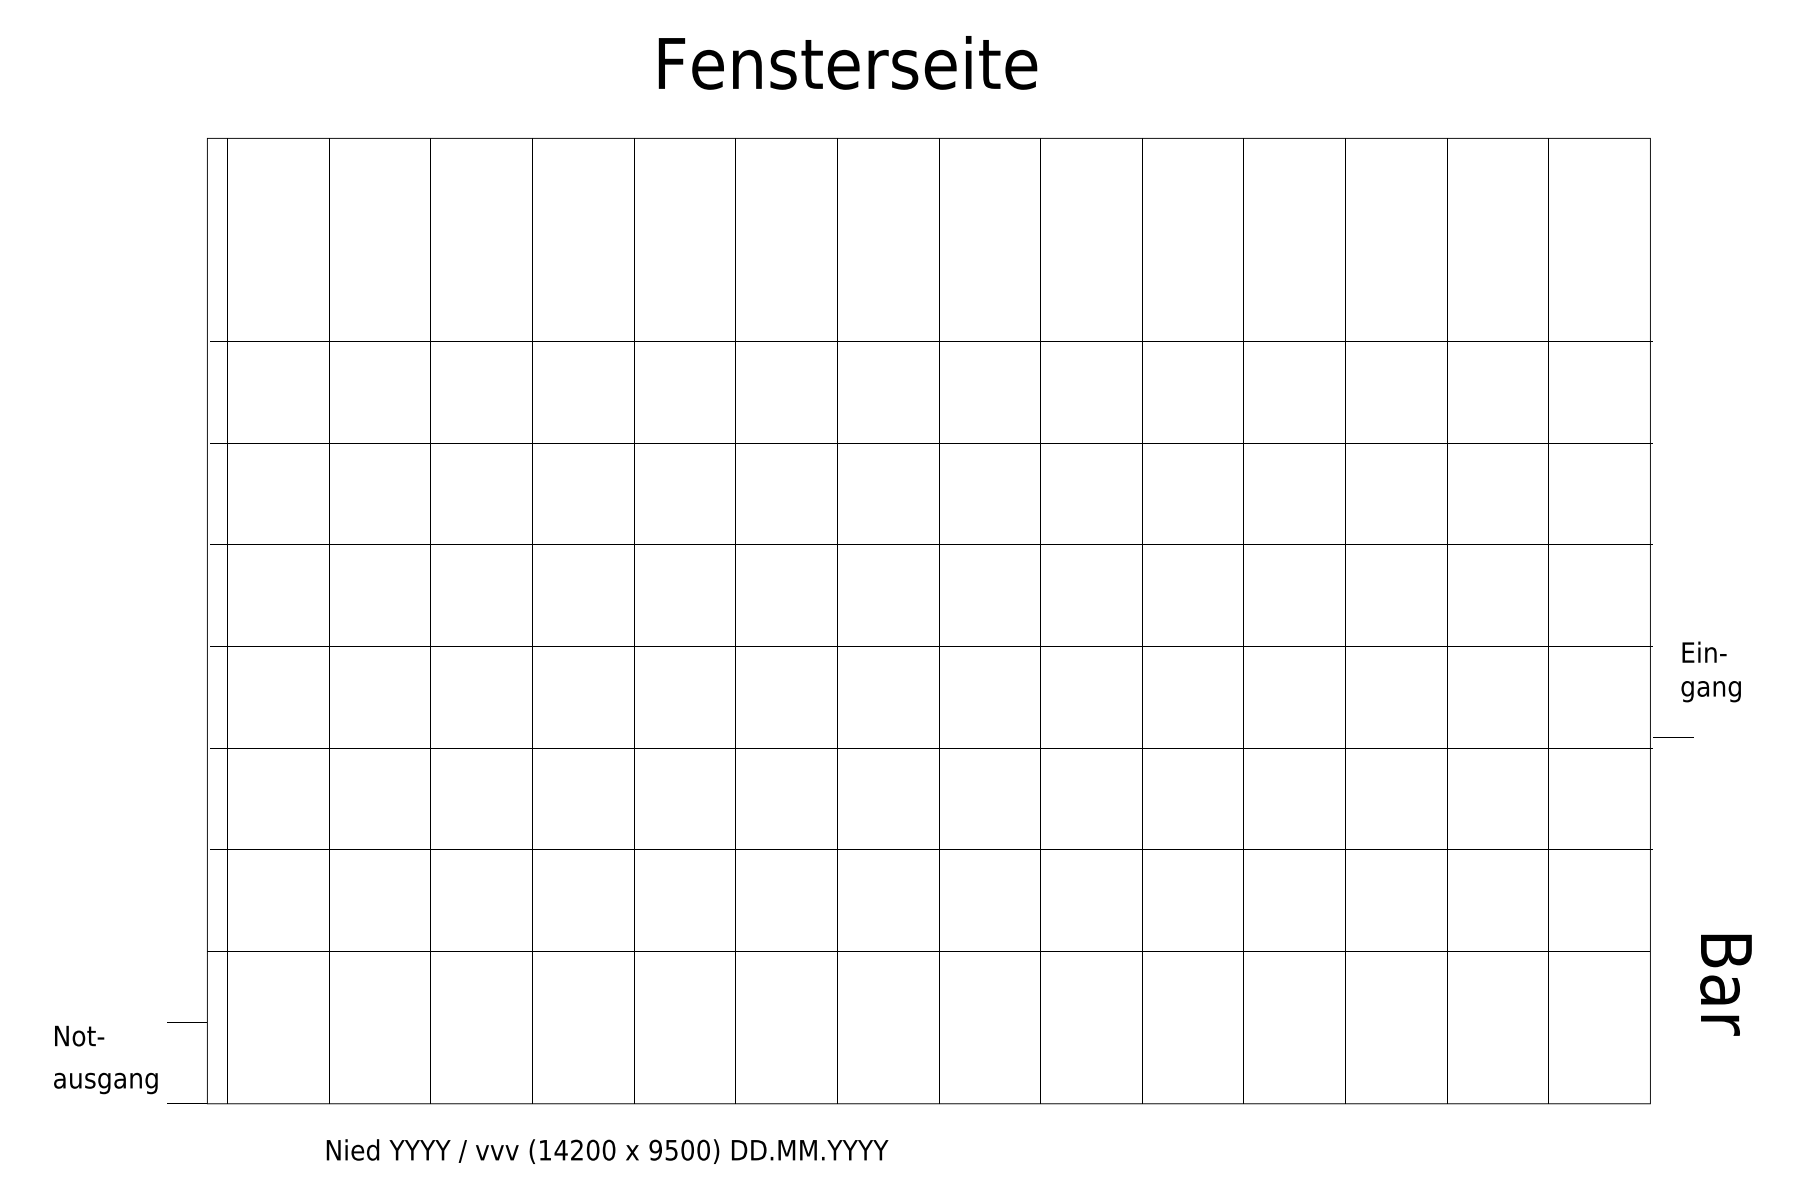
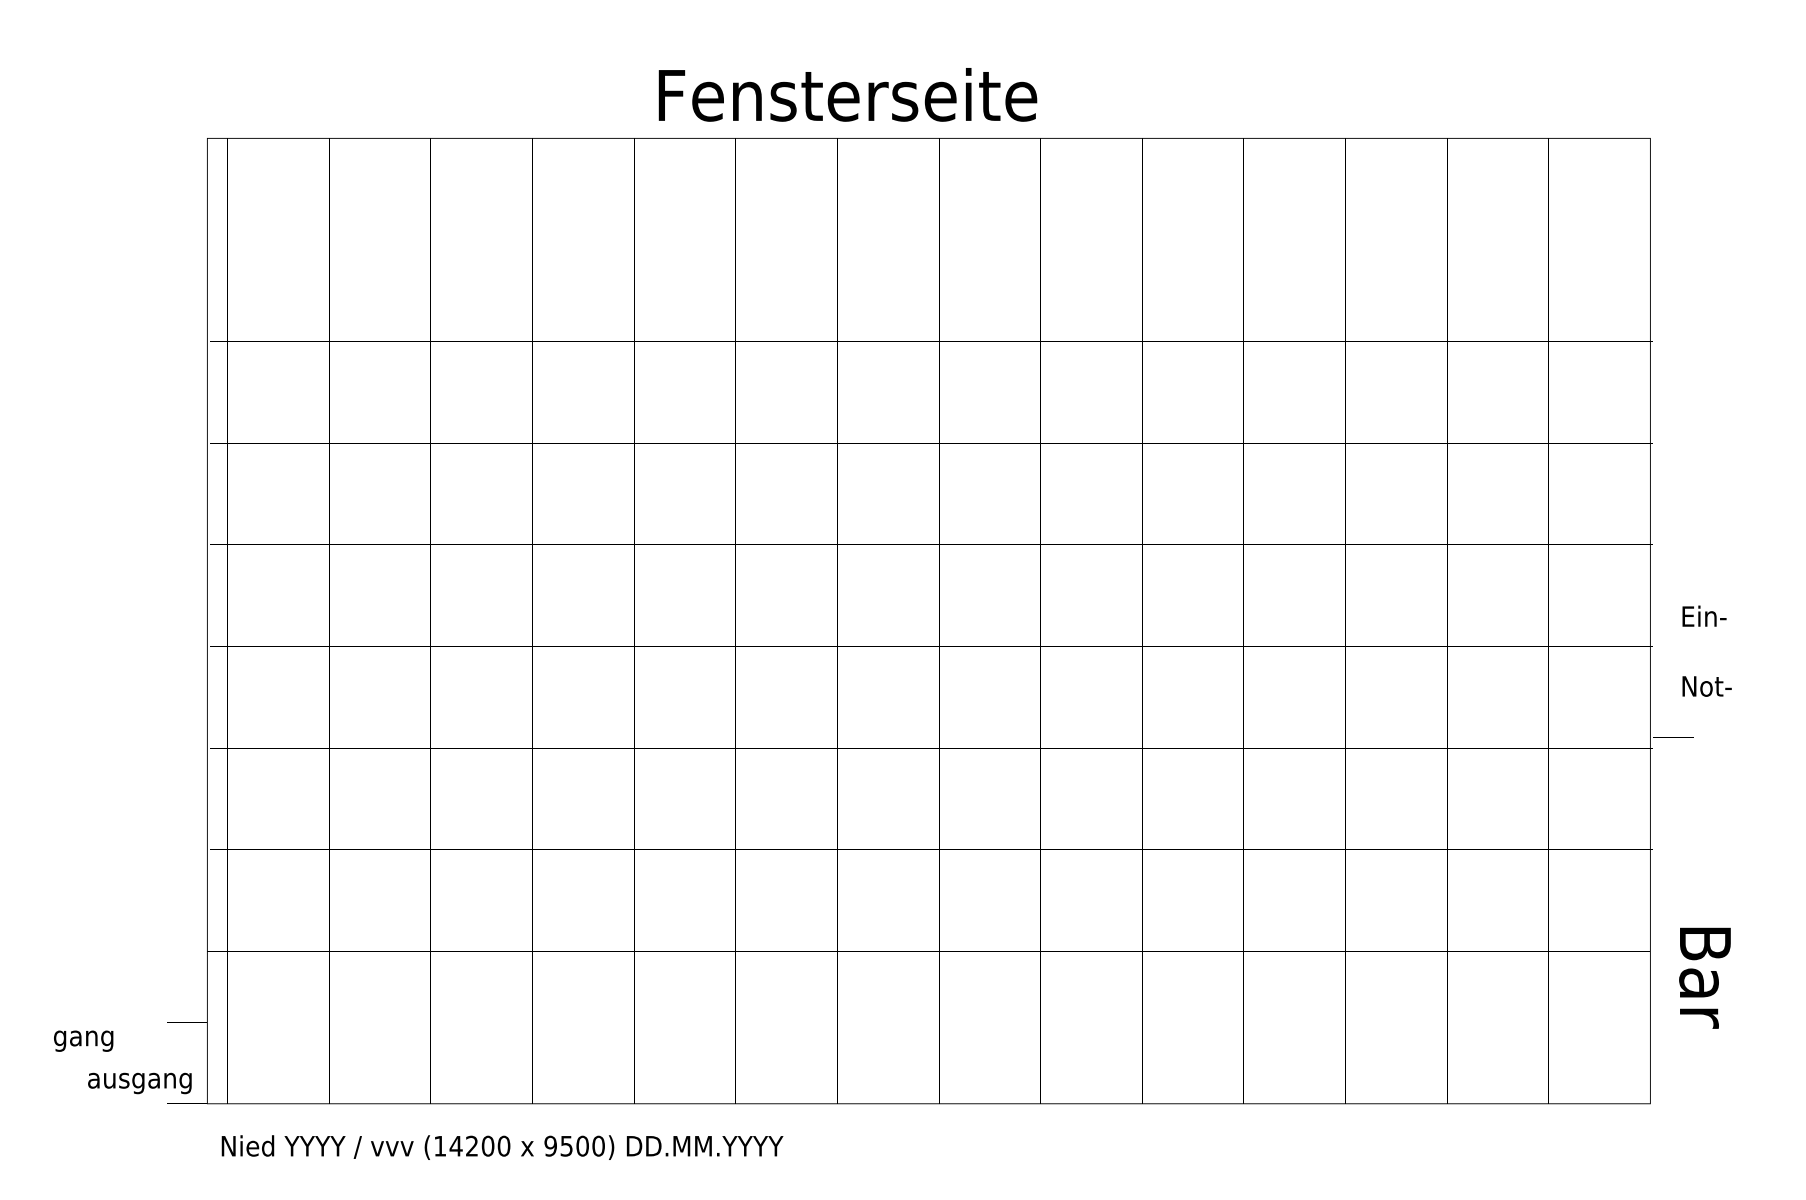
text position: (847, 62) -> (847, 94) (847, 94)
text position: (1704, 651) -> (1704, 615) (1704, 615)
text: gang -> Not- (1710, 689)
text position: (1725, 984) -> (1704, 977) (1704, 977)
text: Not- -> gang (83, 1038)
text position: (105, 1083) -> (139, 1083) (139, 1083)
text position: (607, 1151) -> (502, 1147) (502, 1147)
